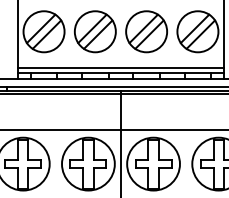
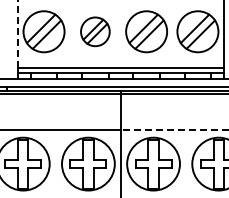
part size: 43x44 px -> 31x32 px (95, 31)
line: solid -> dashed (18, 34)
line: solid -> dashed (174, 130)
